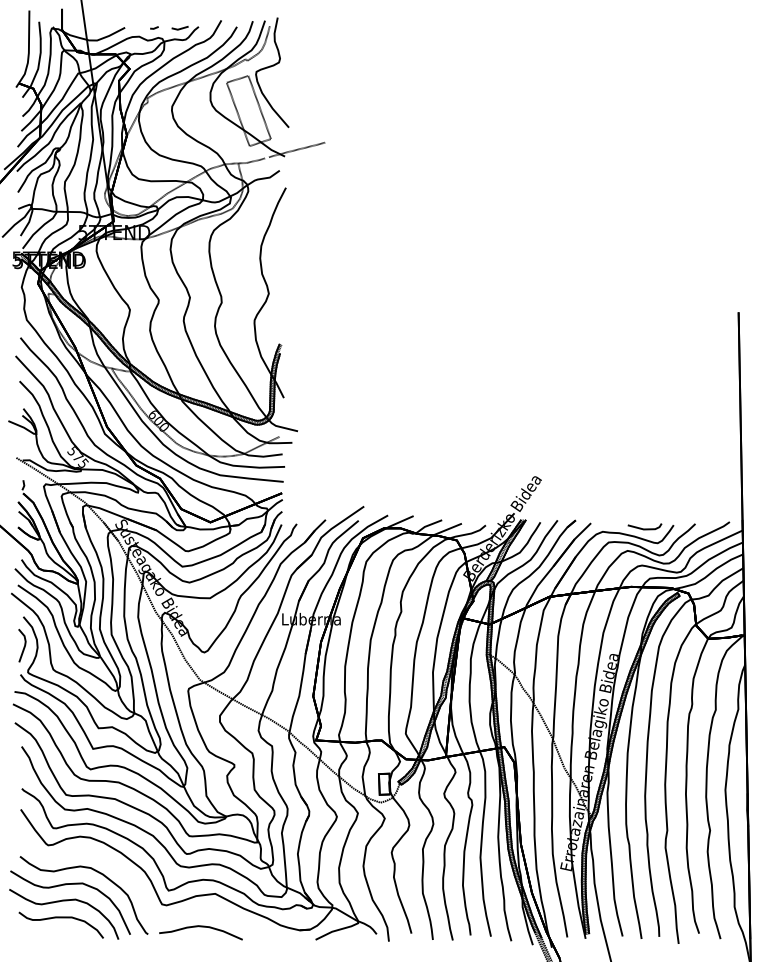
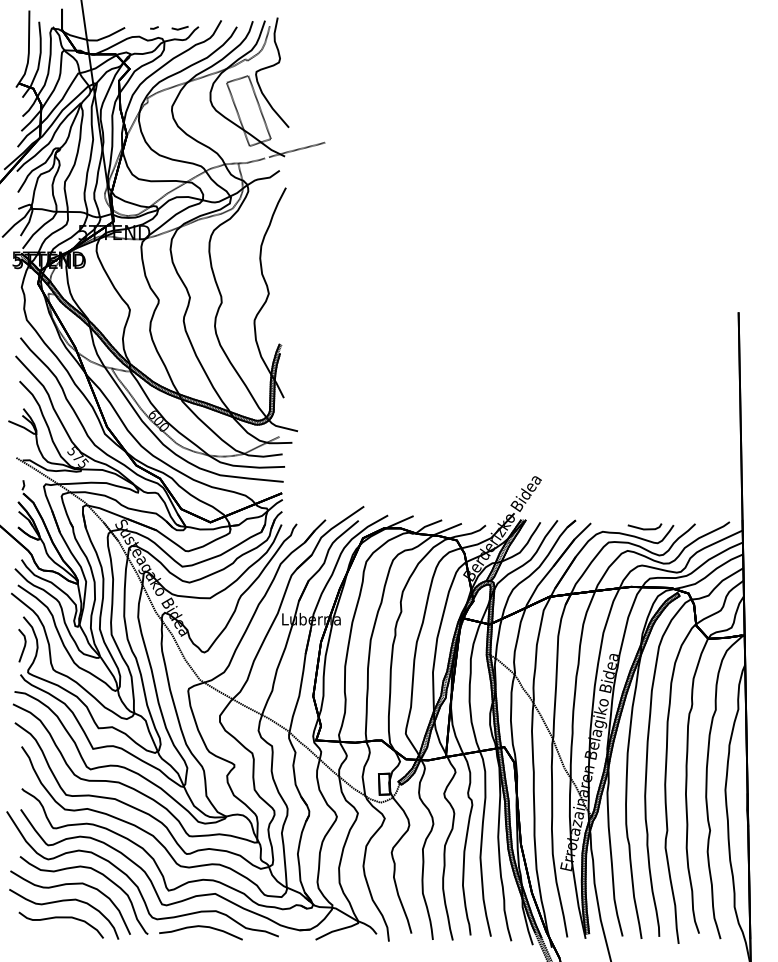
part: none -> present (134, 882)
